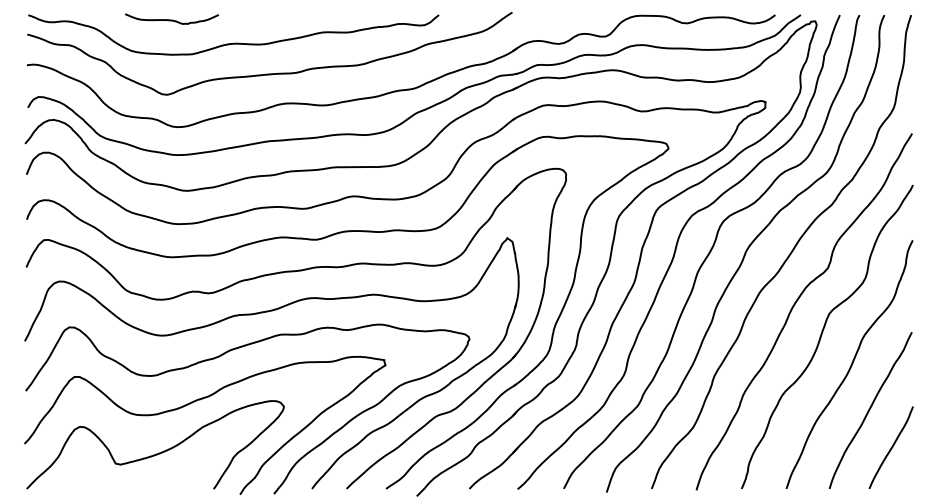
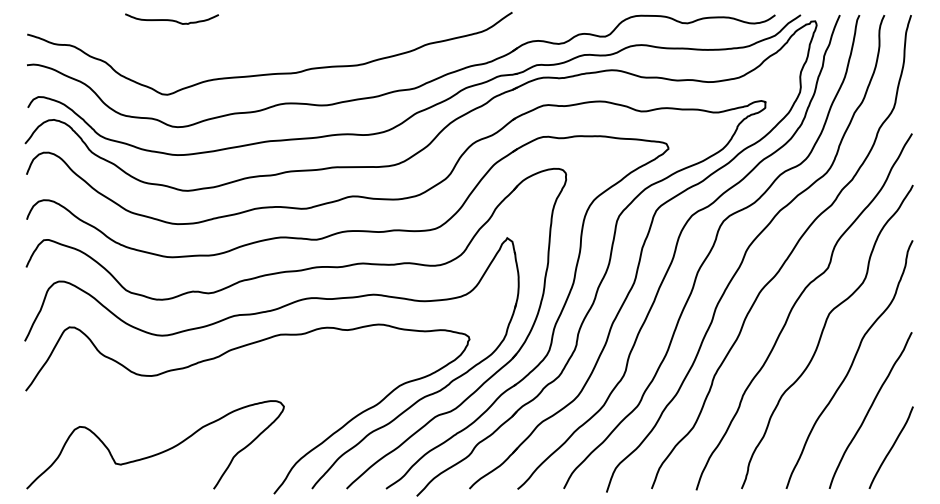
curve: present -> none (233, 42)
curve: present -> none (200, 400)
